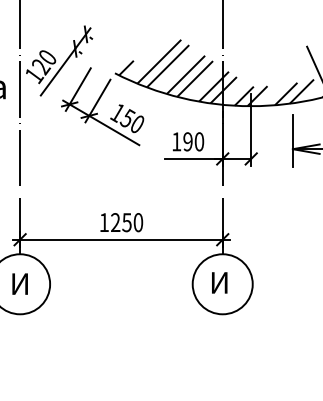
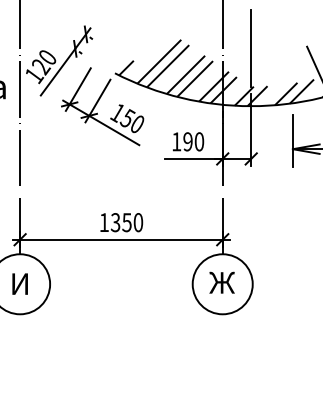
line: none -> present (251, 48)
text: 1250 -> 1350 (115, 222)
text: И -> Ж (221, 282)
